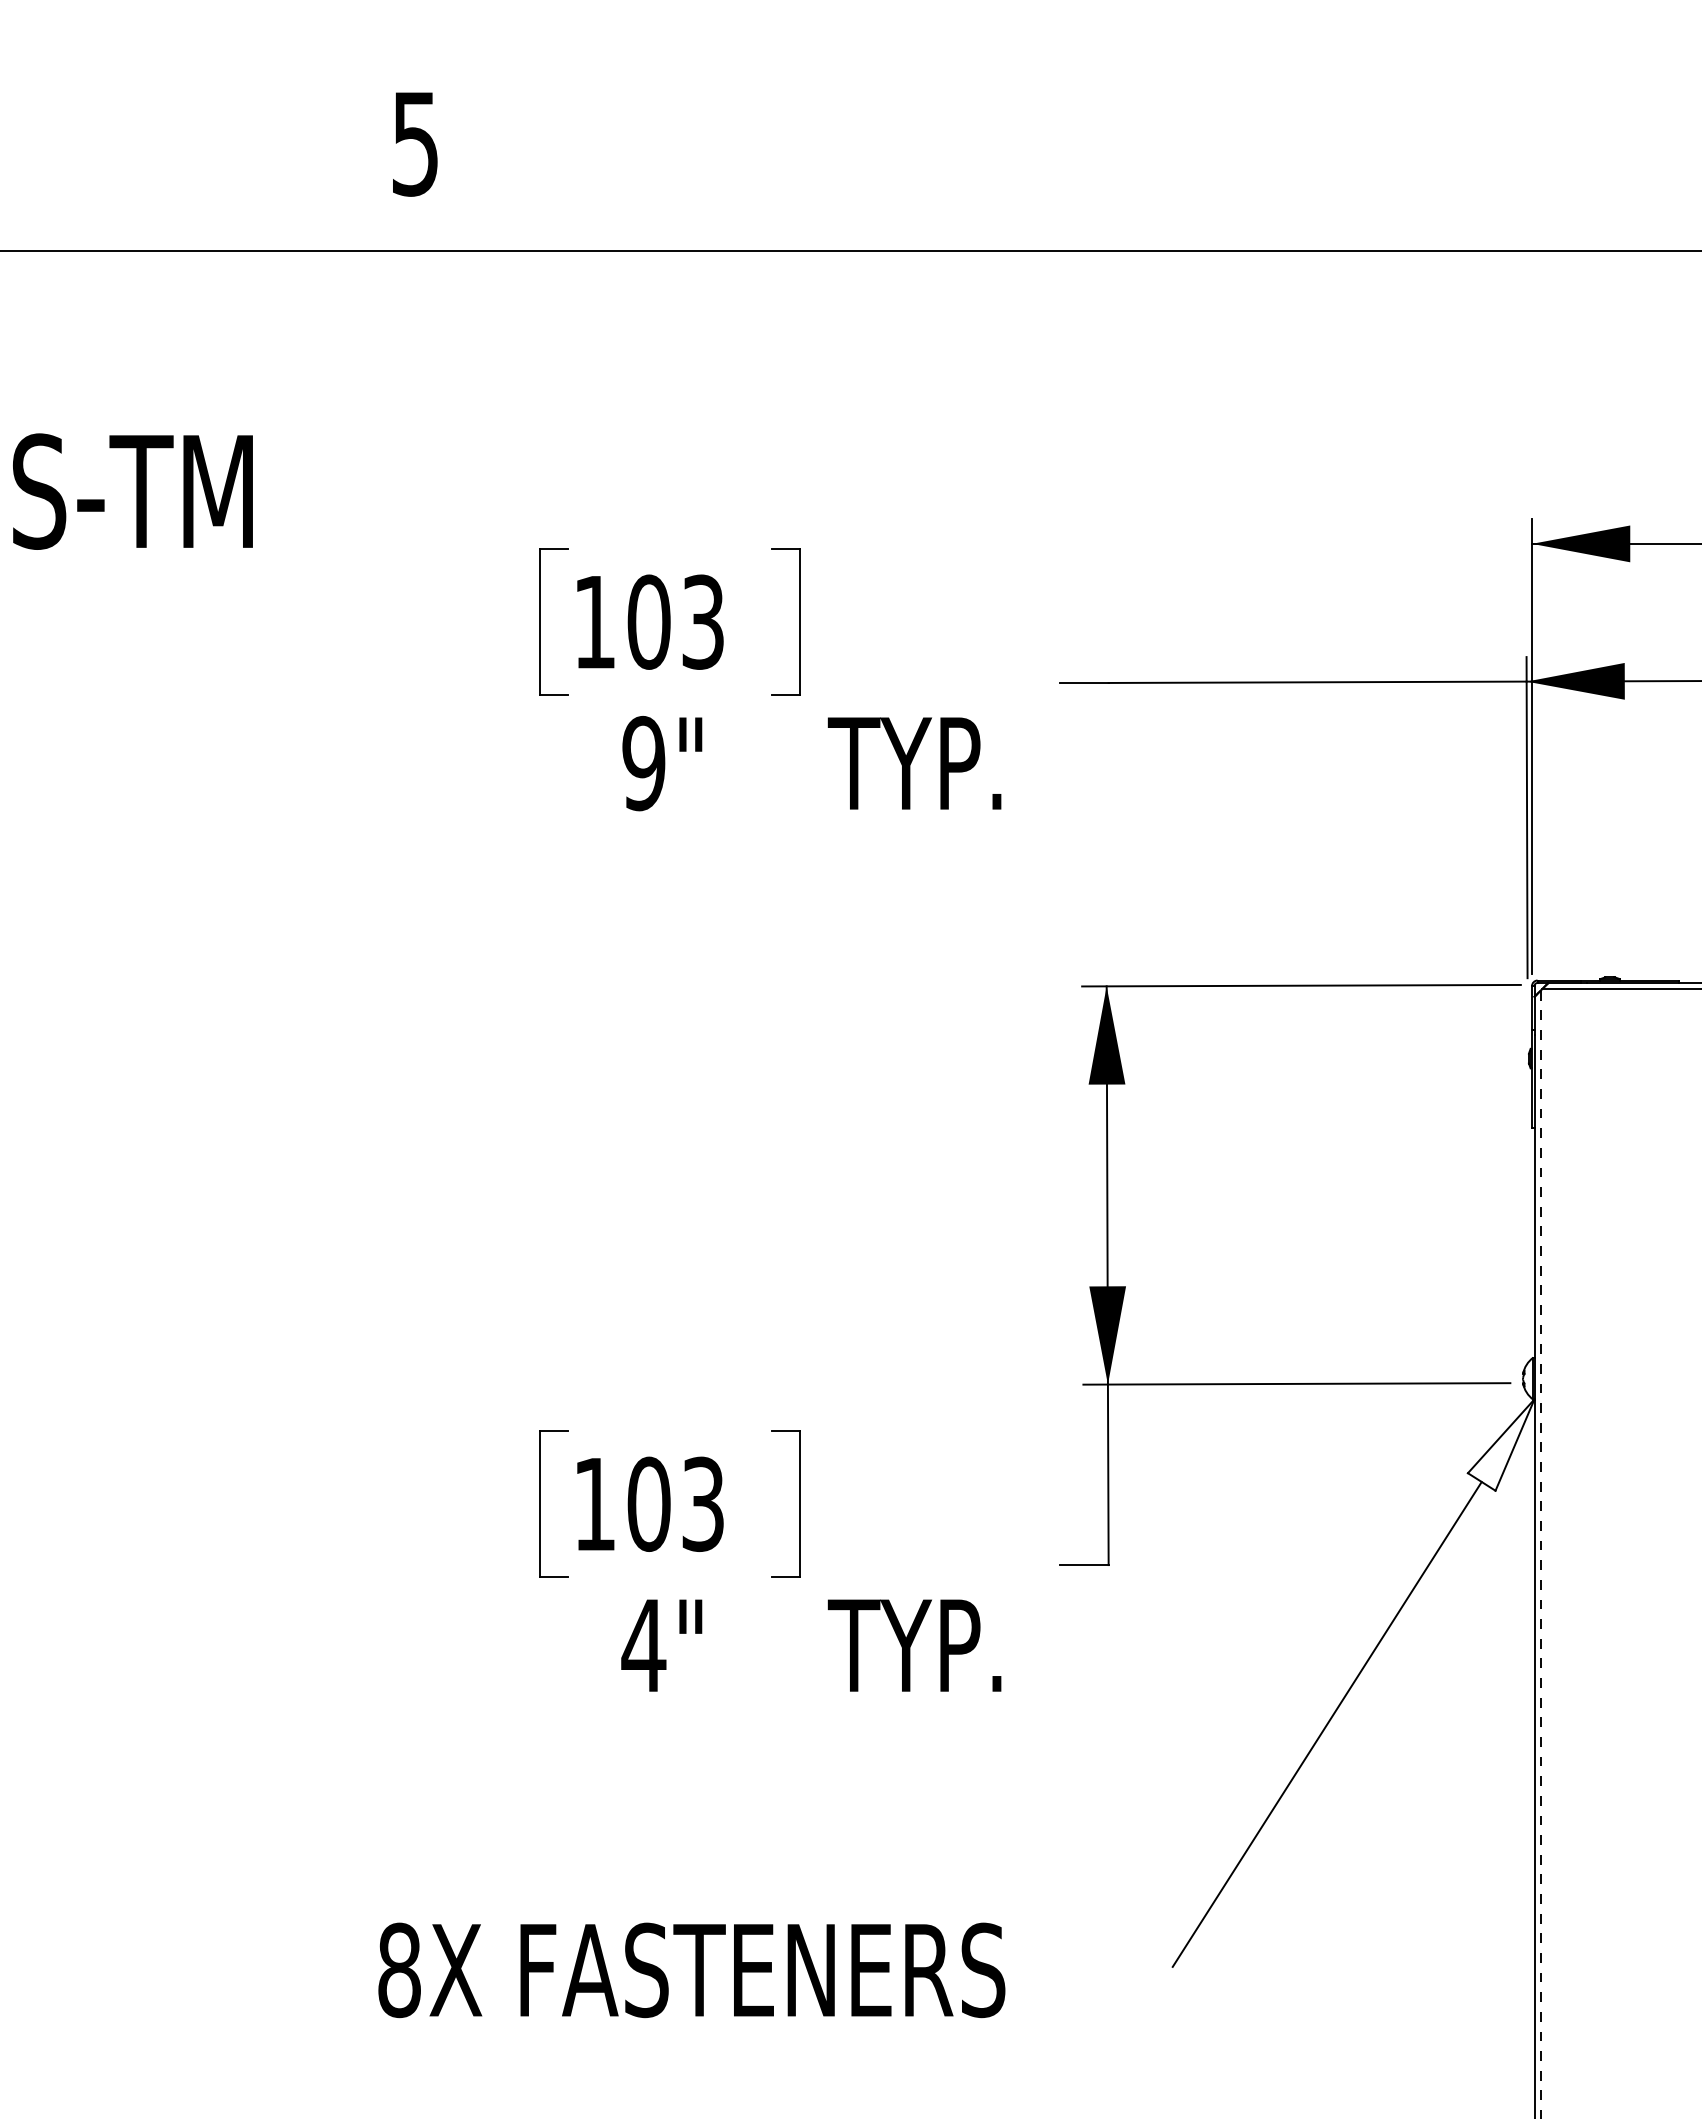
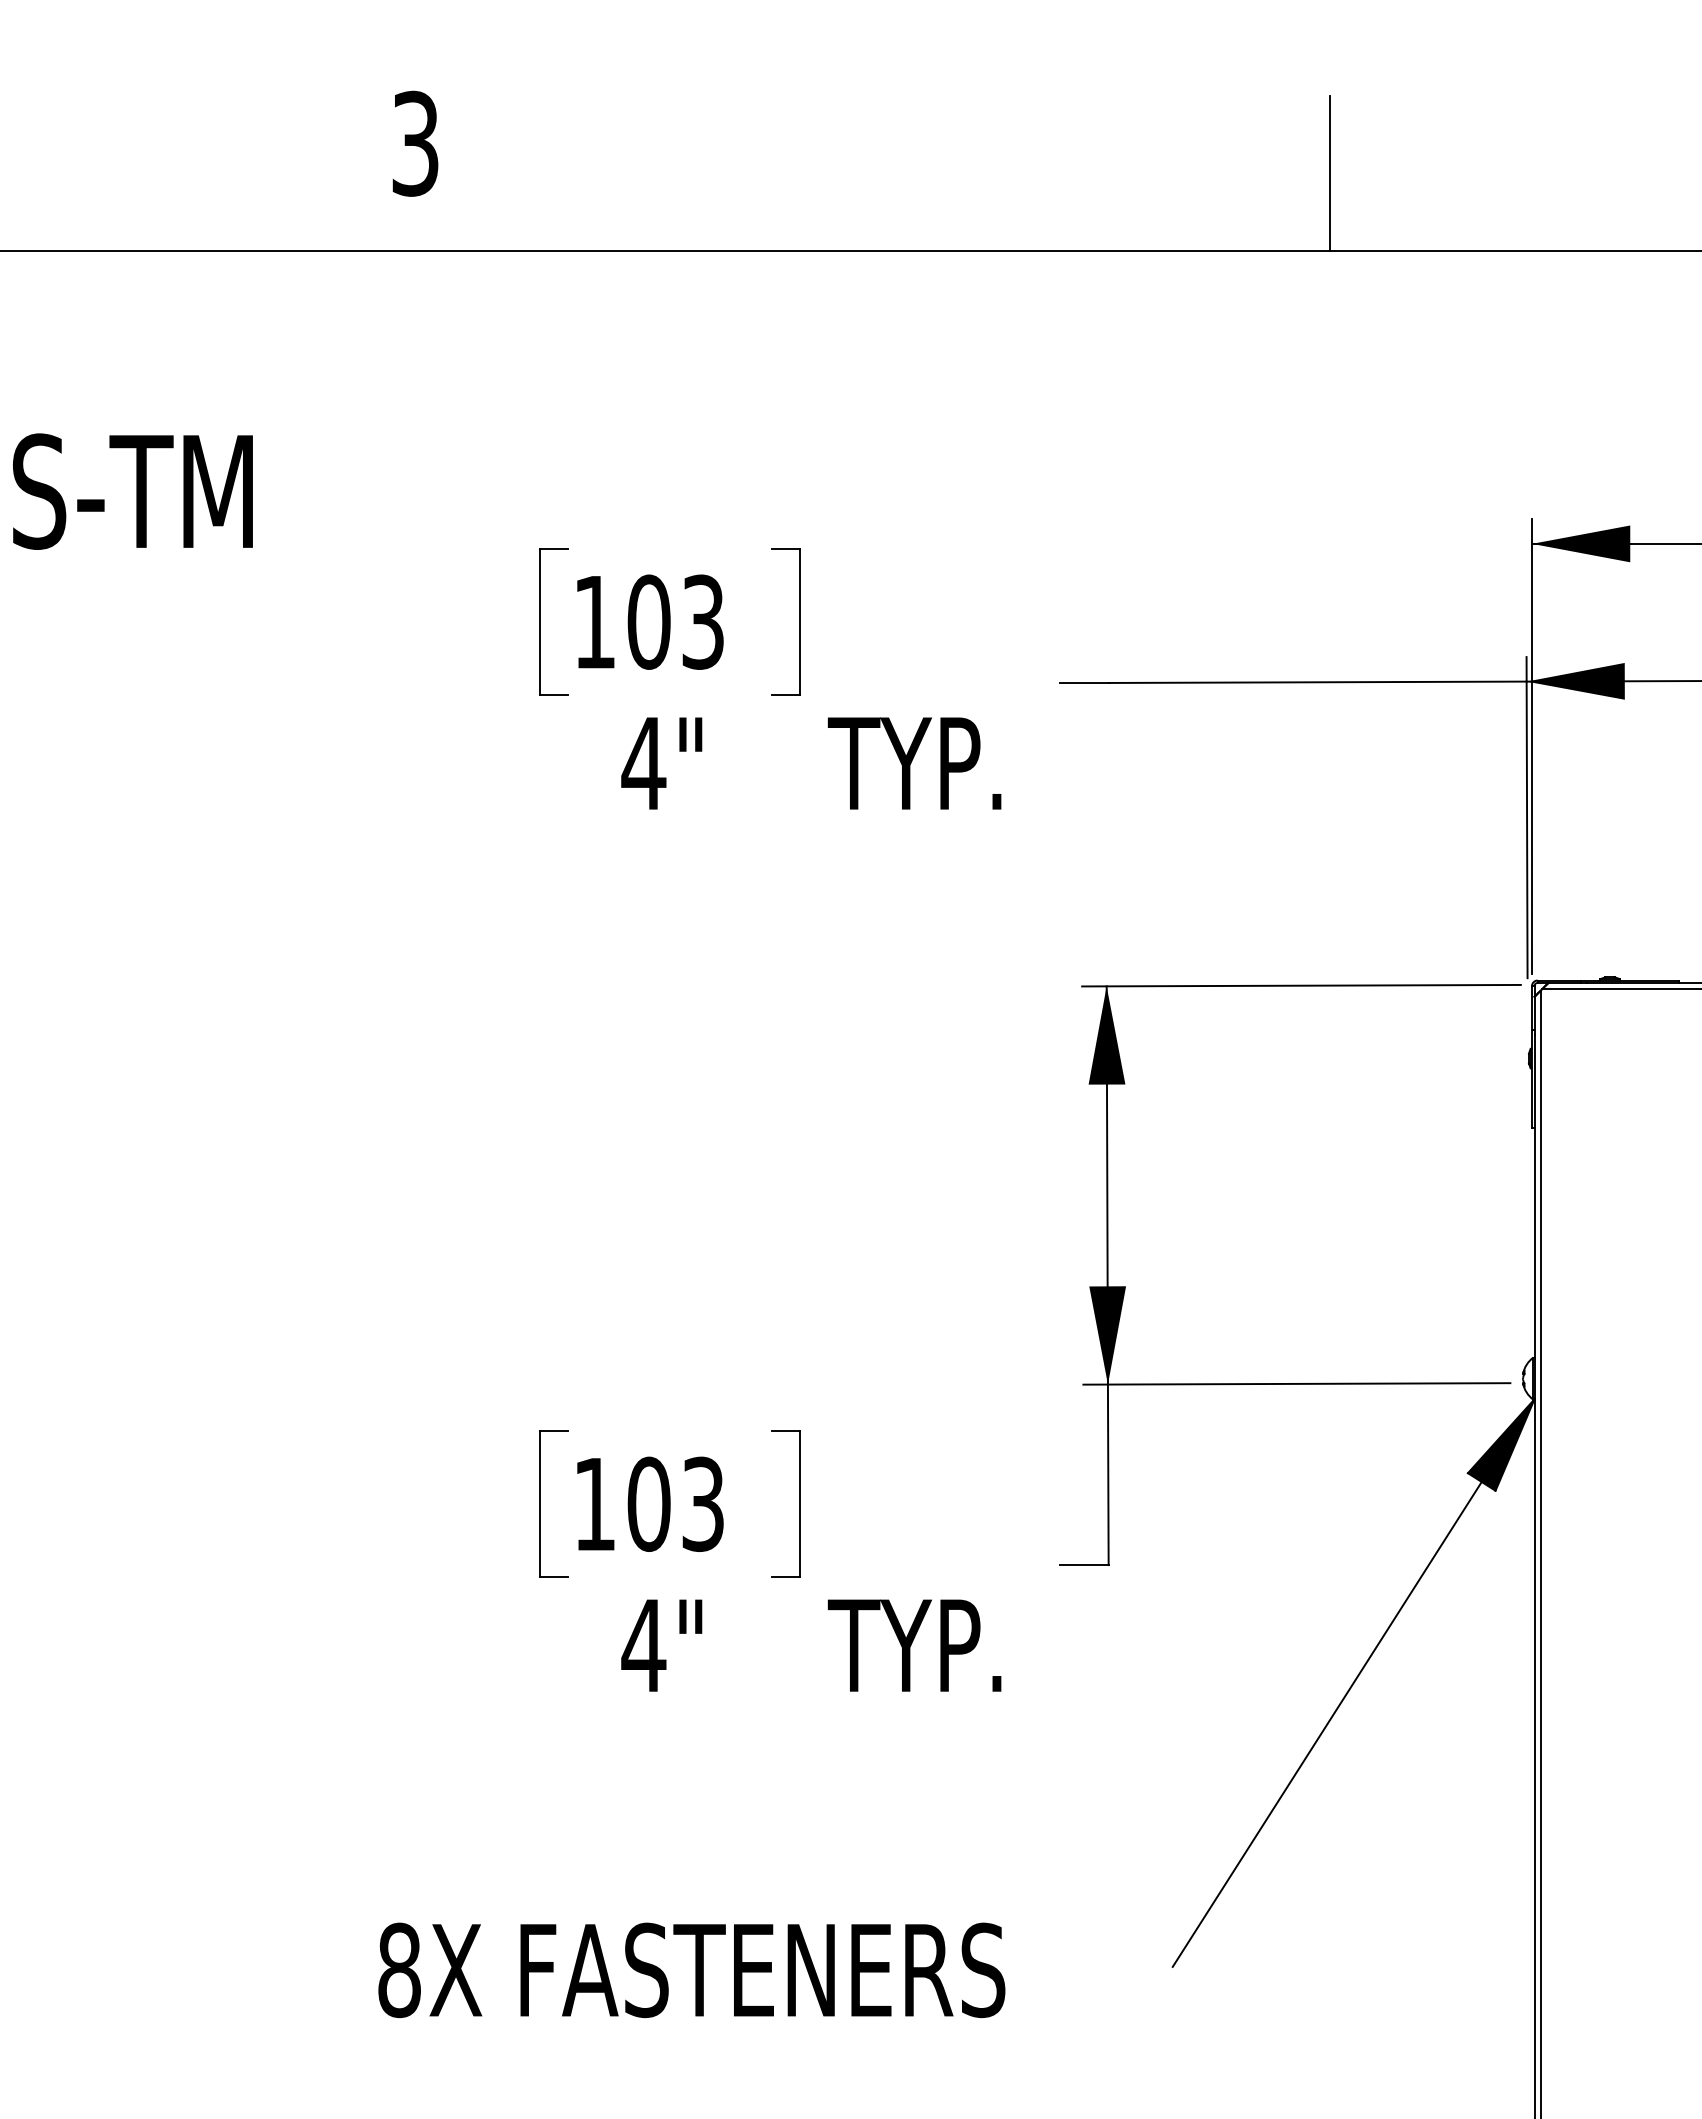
text: 5 -> 3 (415, 143)
line: none -> present (1330, 173)
text: 9" -> 4" (643, 763)
fill: none -> present (1500, 1444)
line: dashed -> solid (1540, 1554)
